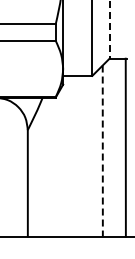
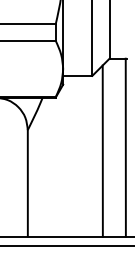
line: dashed -> solid (109, 29)
line: dashed -> solid (102, 151)
line: none -> present (66, 246)
